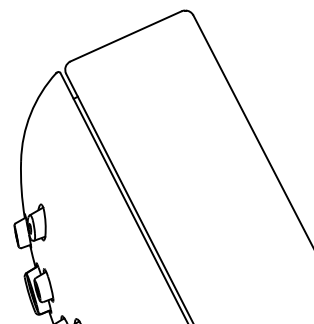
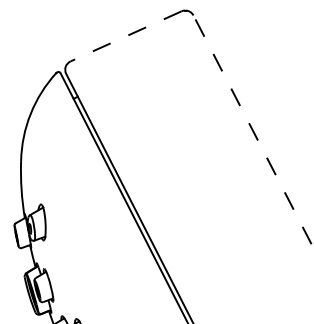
line: solid -> dashed (126, 36)
line: solid -> dashed (253, 131)
